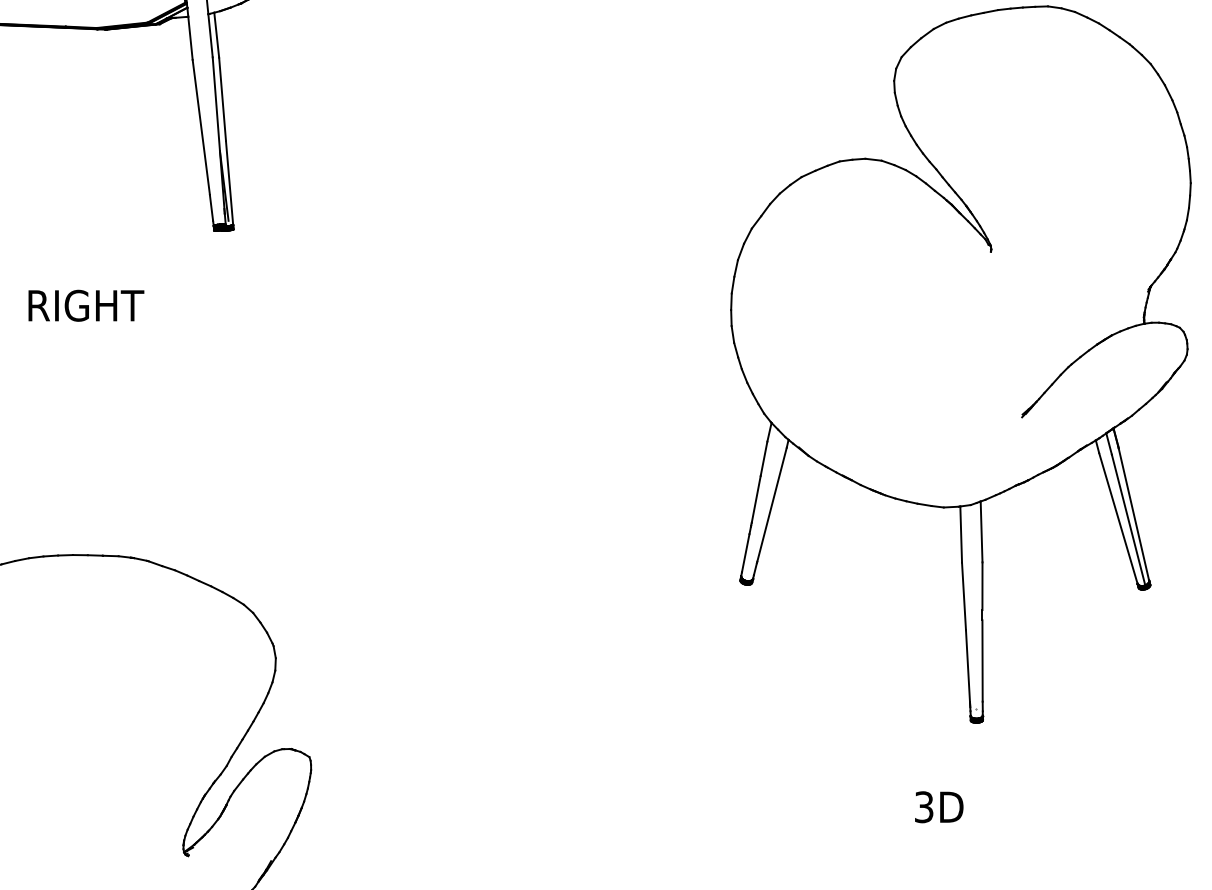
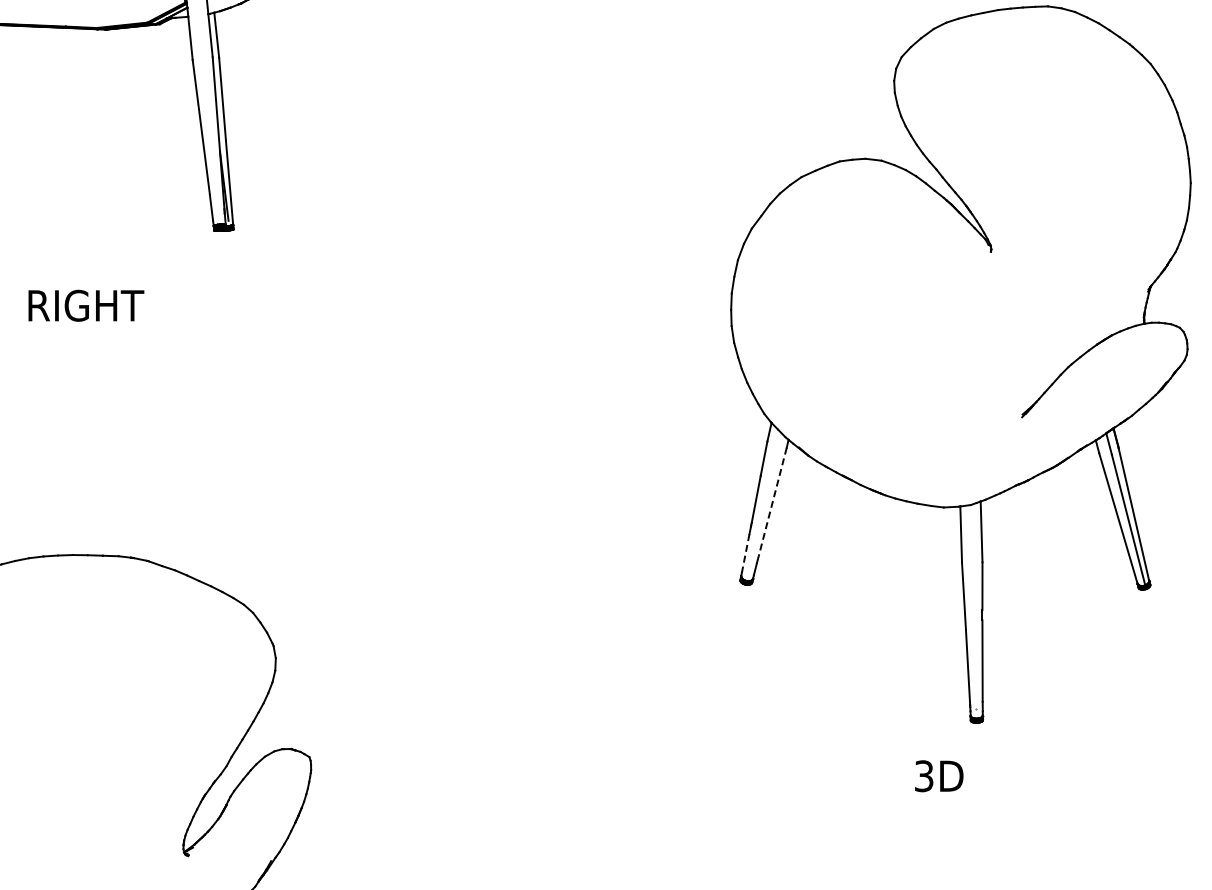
line: solid -> dashed (772, 504)
line: solid -> dashed (745, 553)
text position: (939, 807) -> (939, 776) (939, 776)
